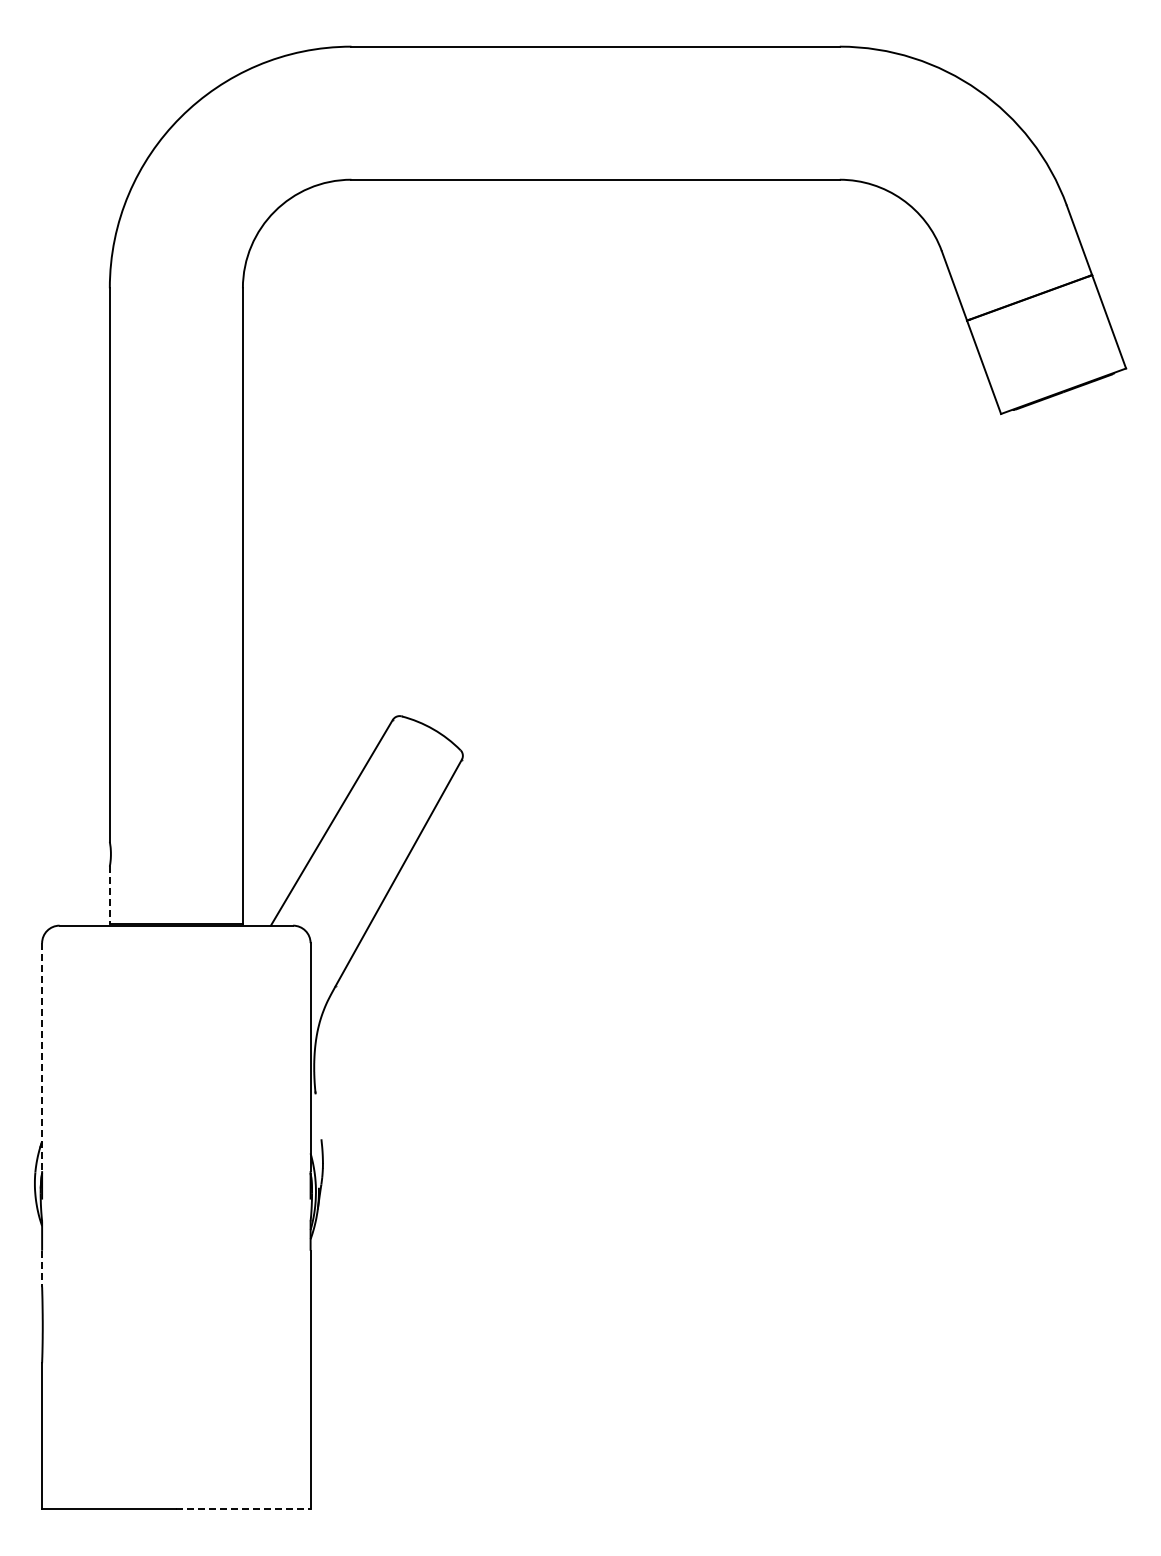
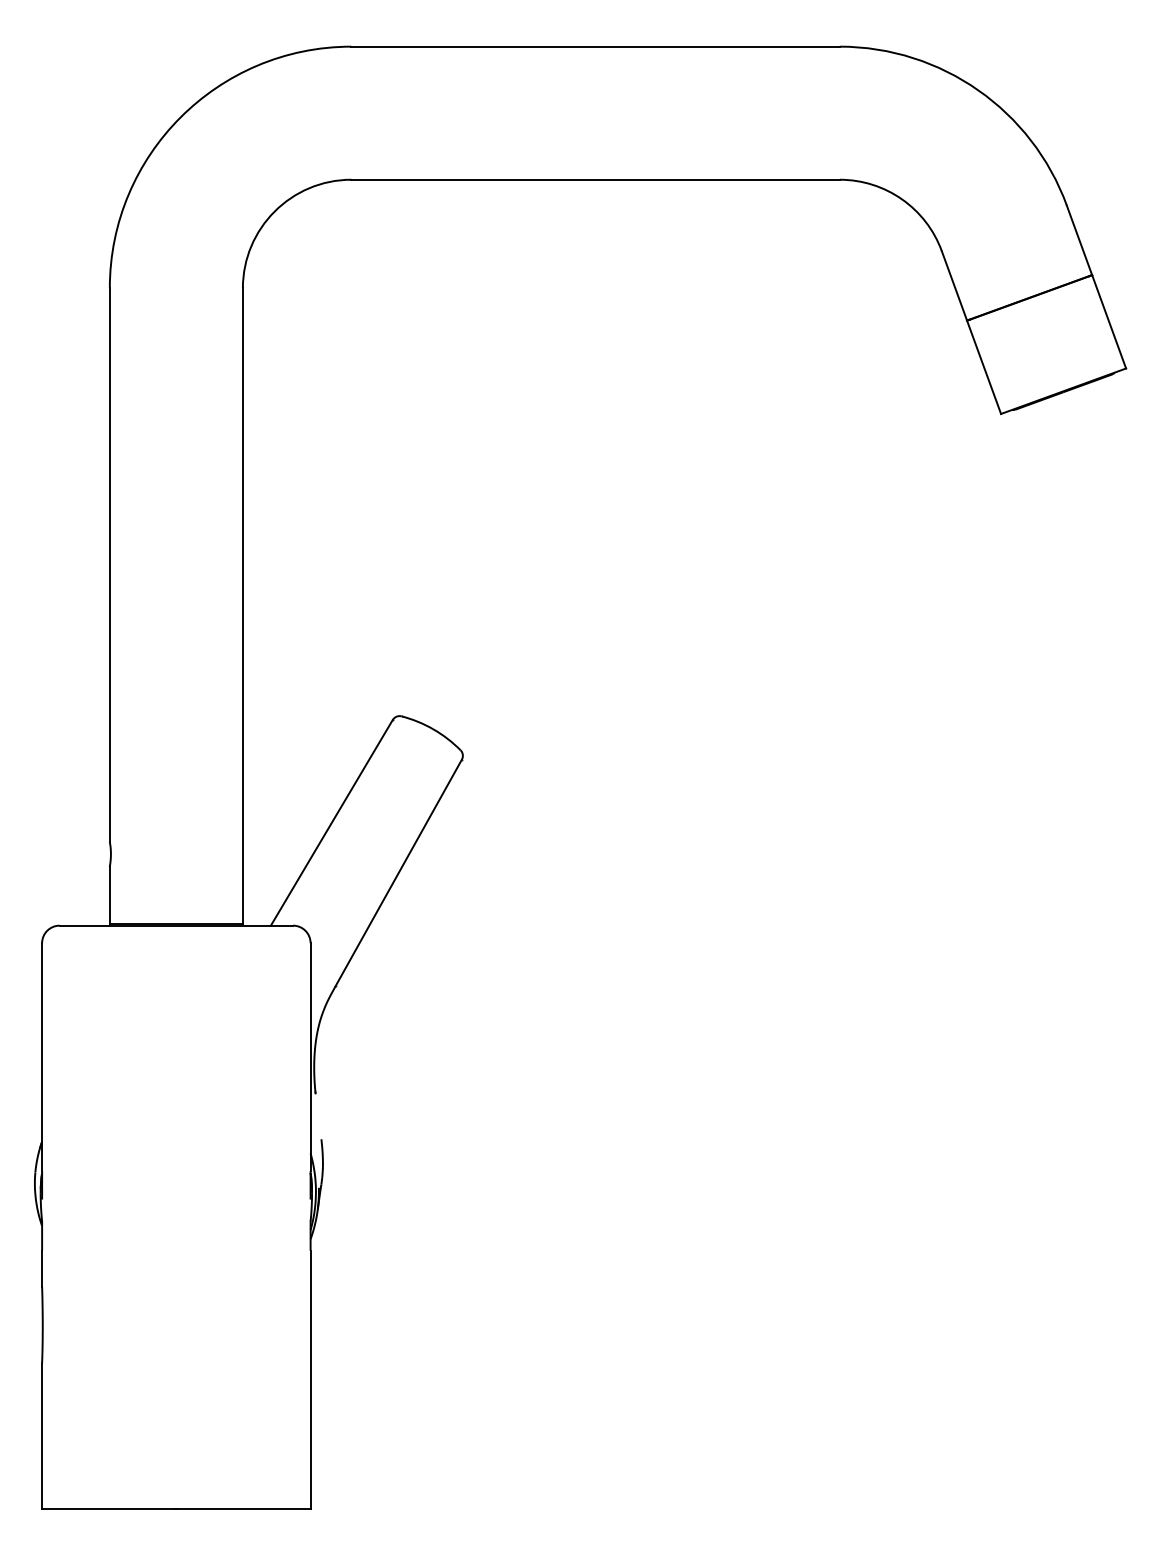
line: dashed -> solid (109, 895)
line: dashed -> solid (42, 1057)
line: dashed -> solid (42, 1268)
line: dashed -> solid (243, 1509)
